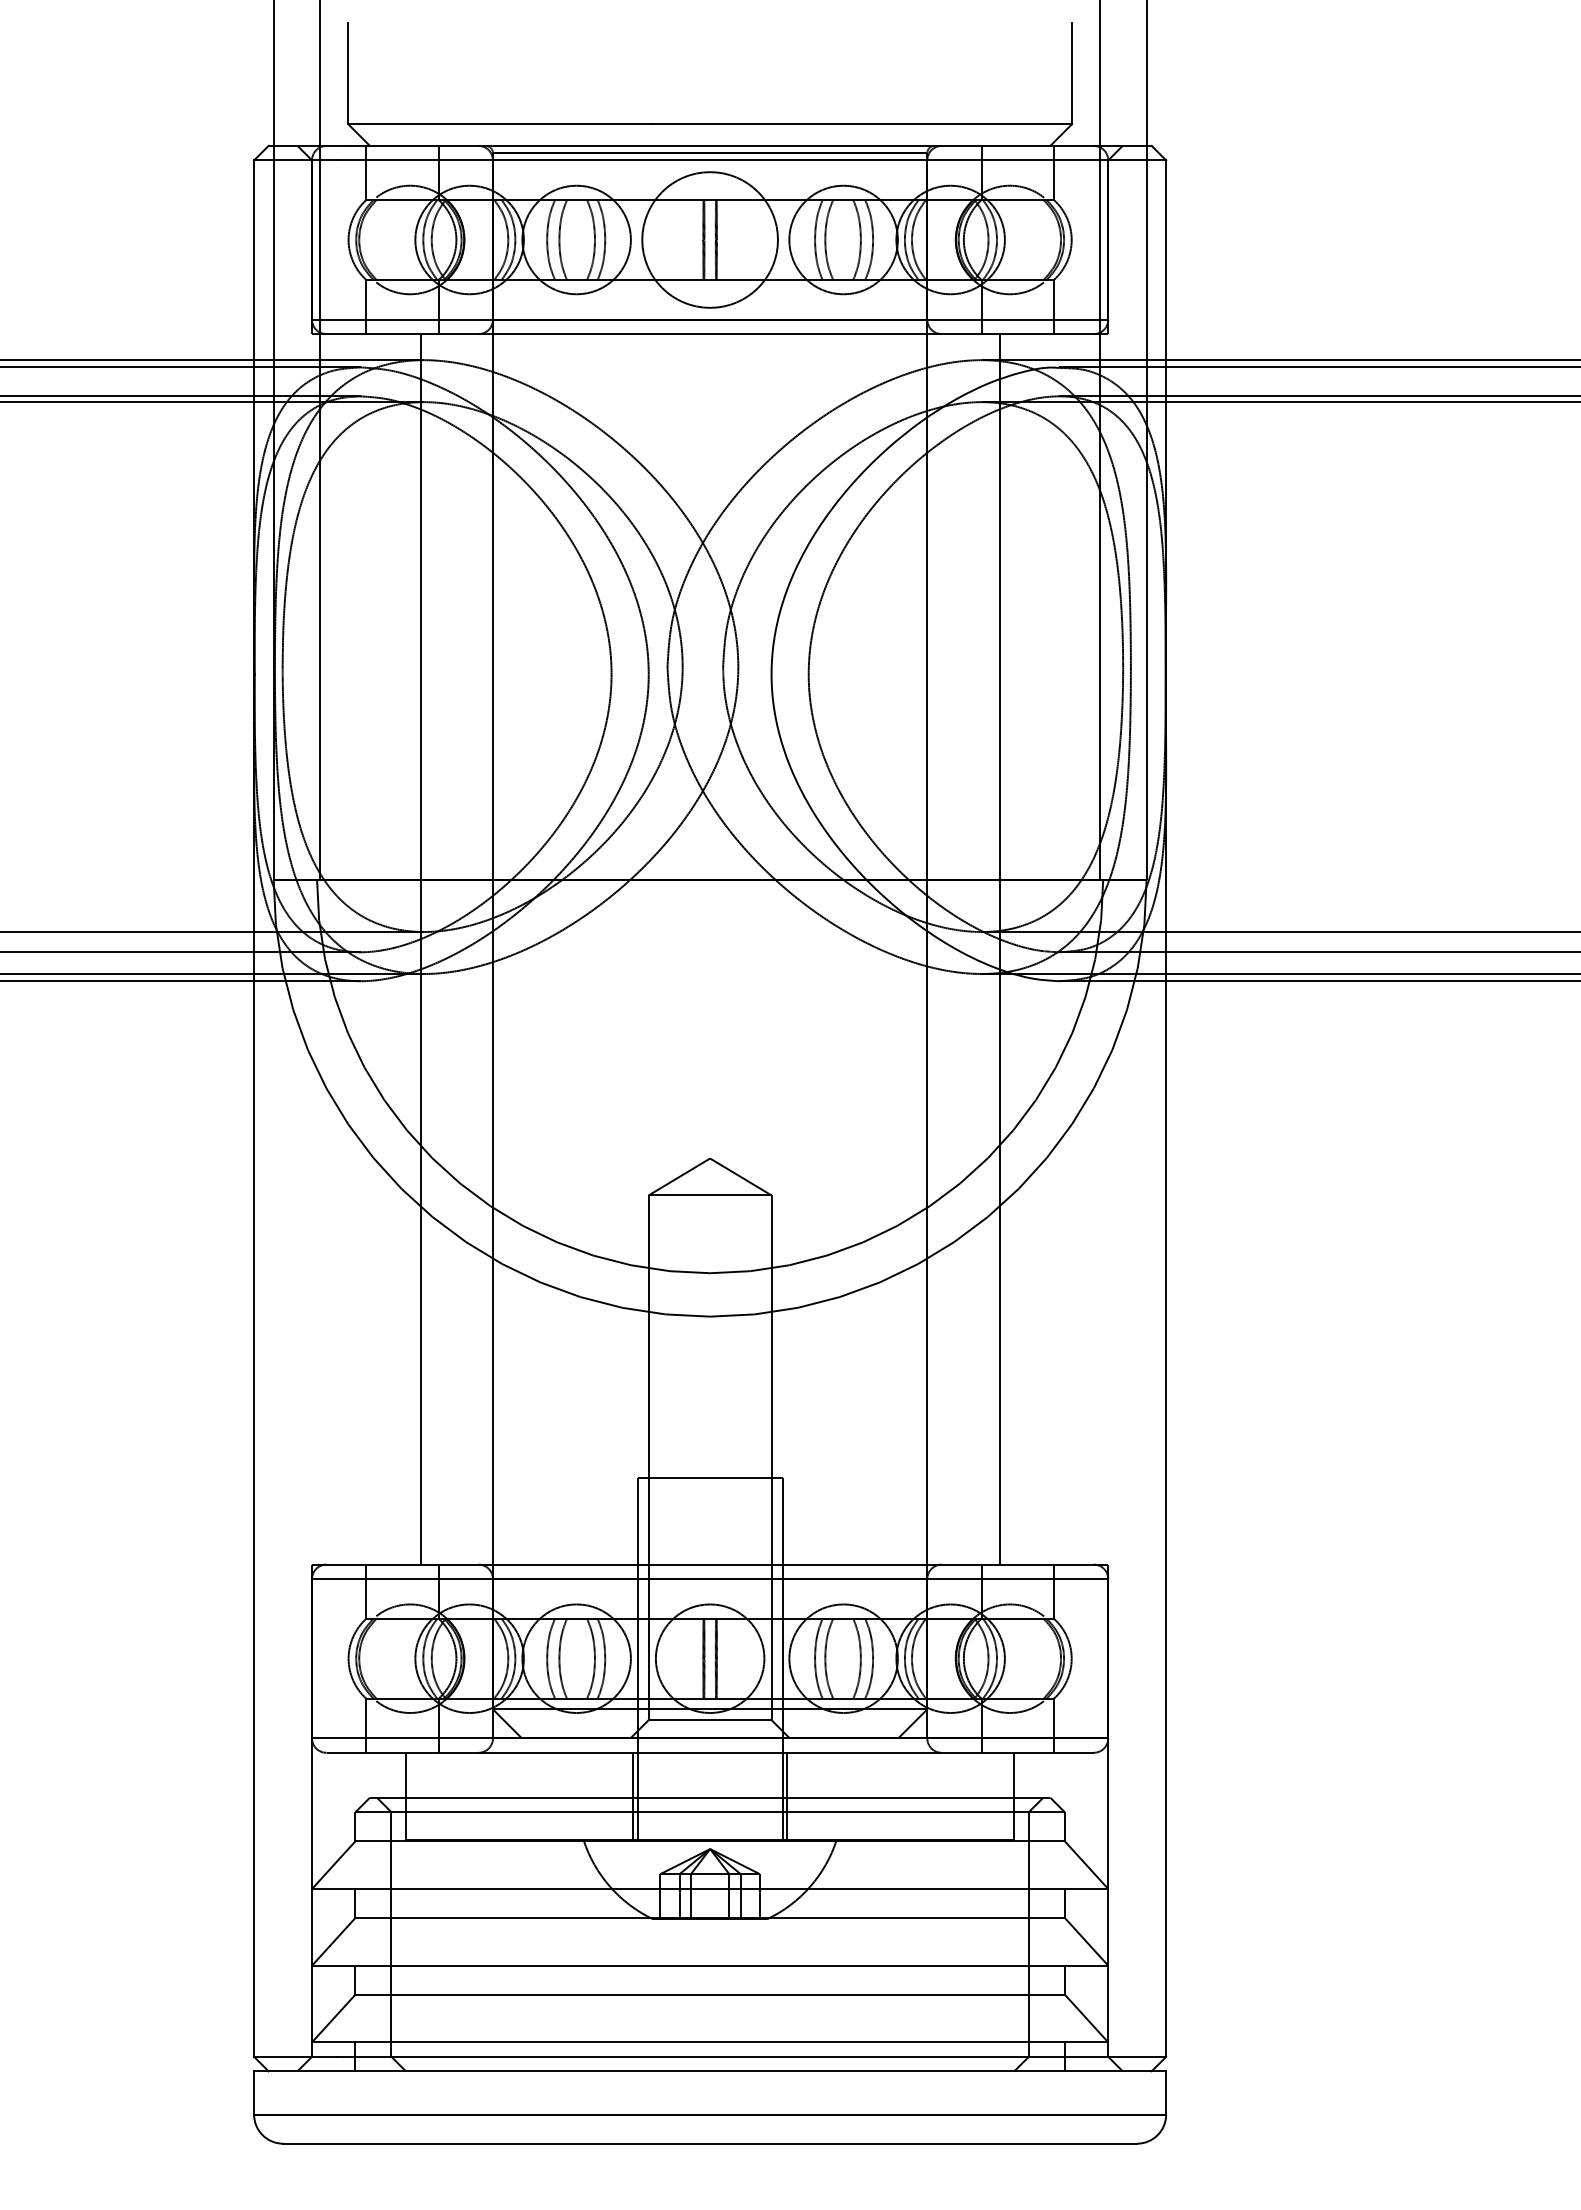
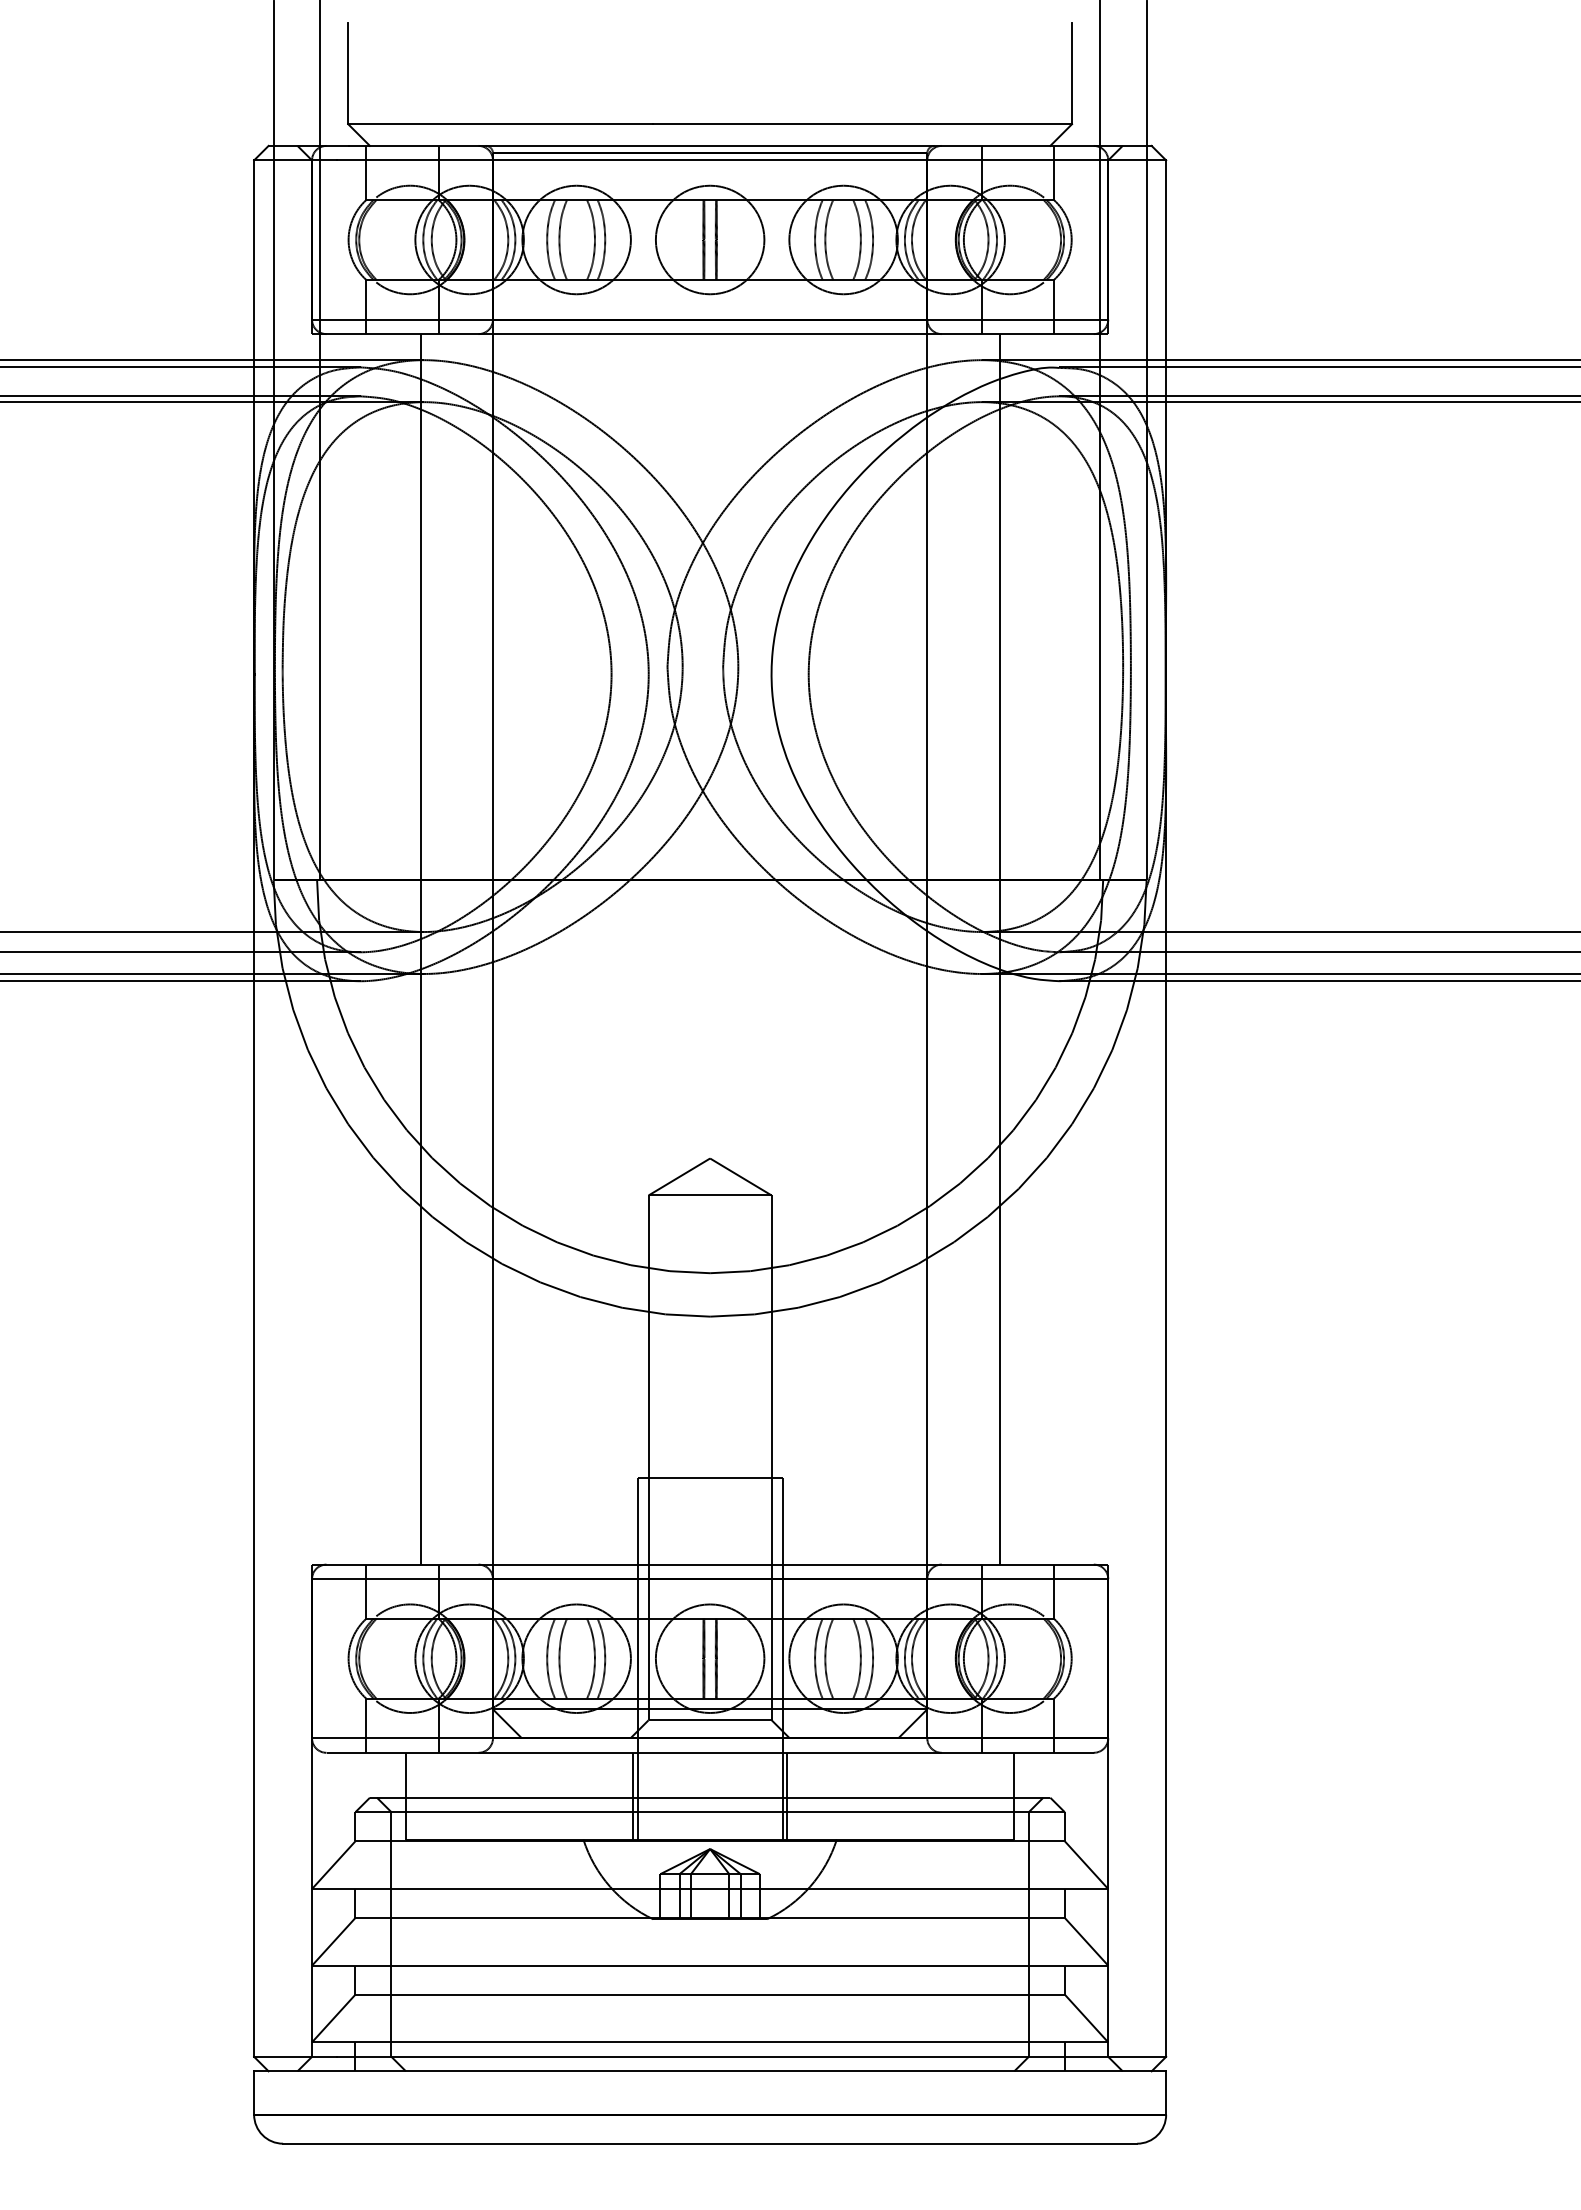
circle diameter: 136 px -> 109 px (709, 239)
